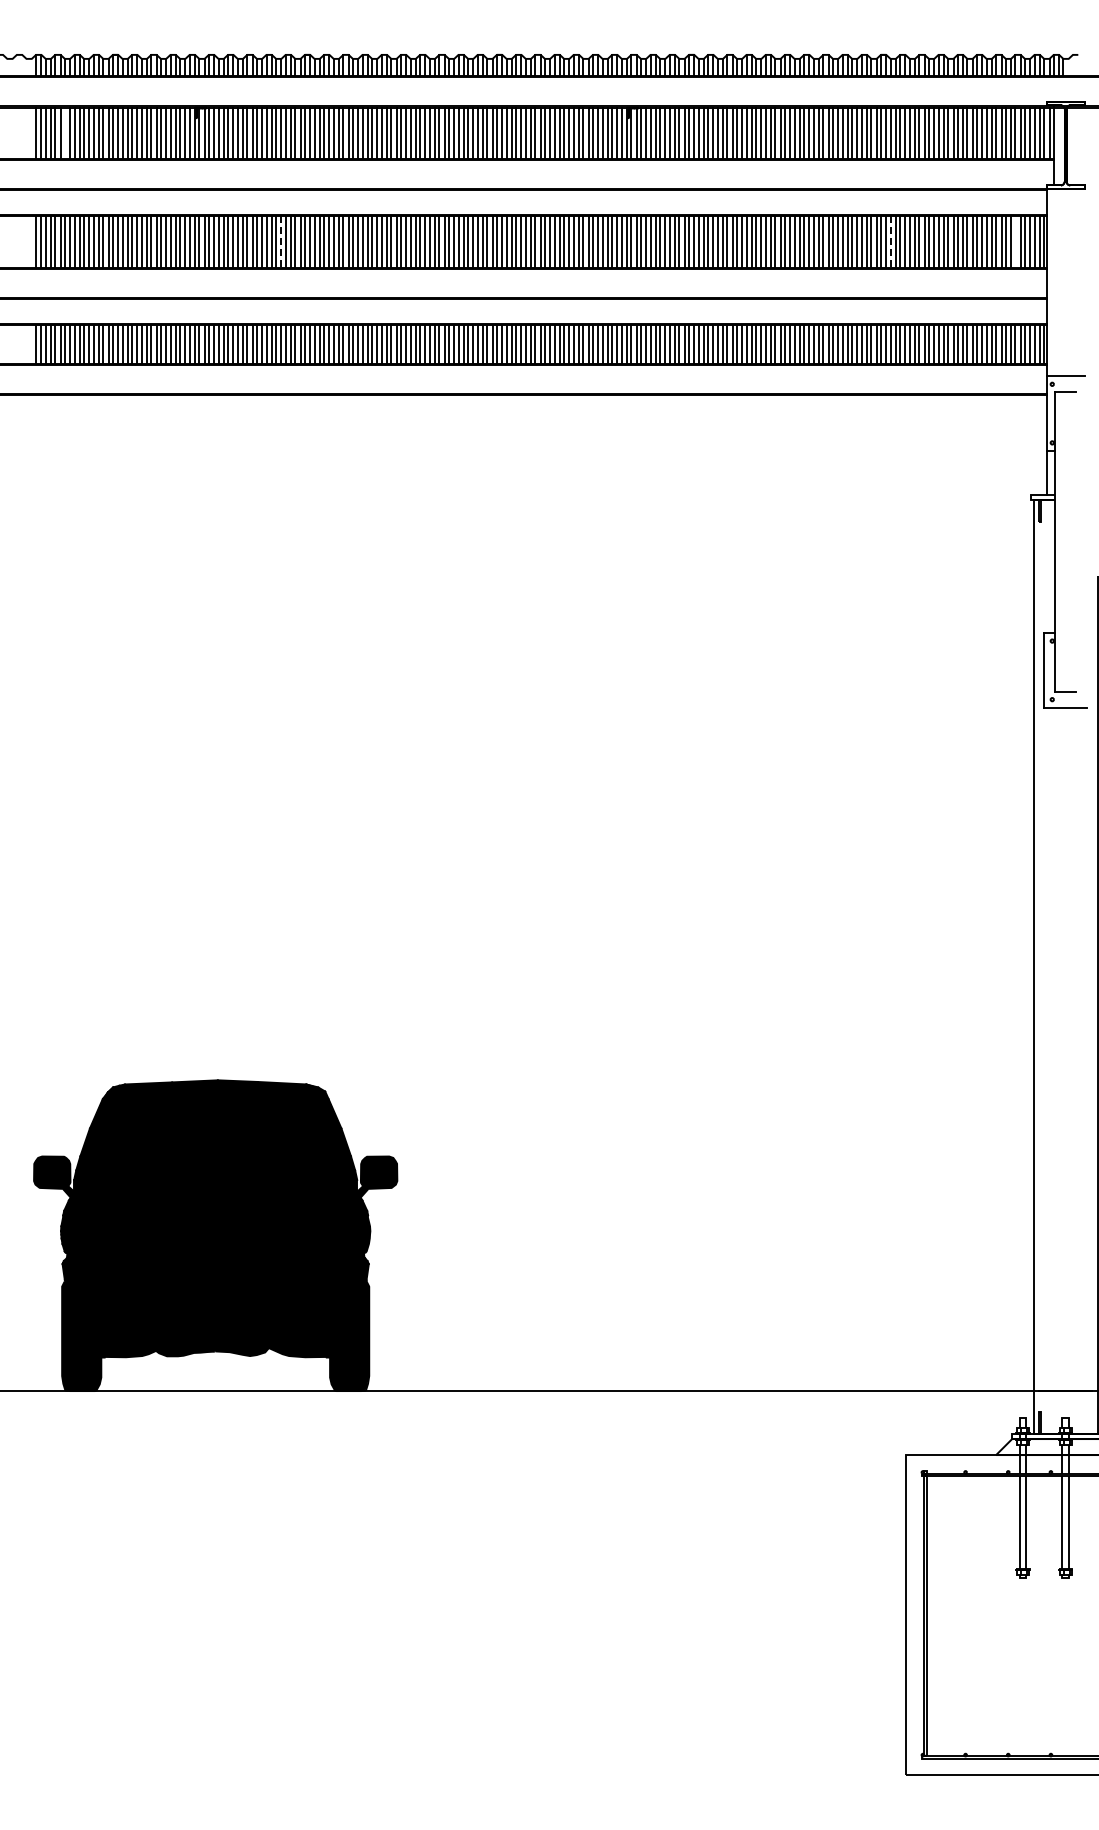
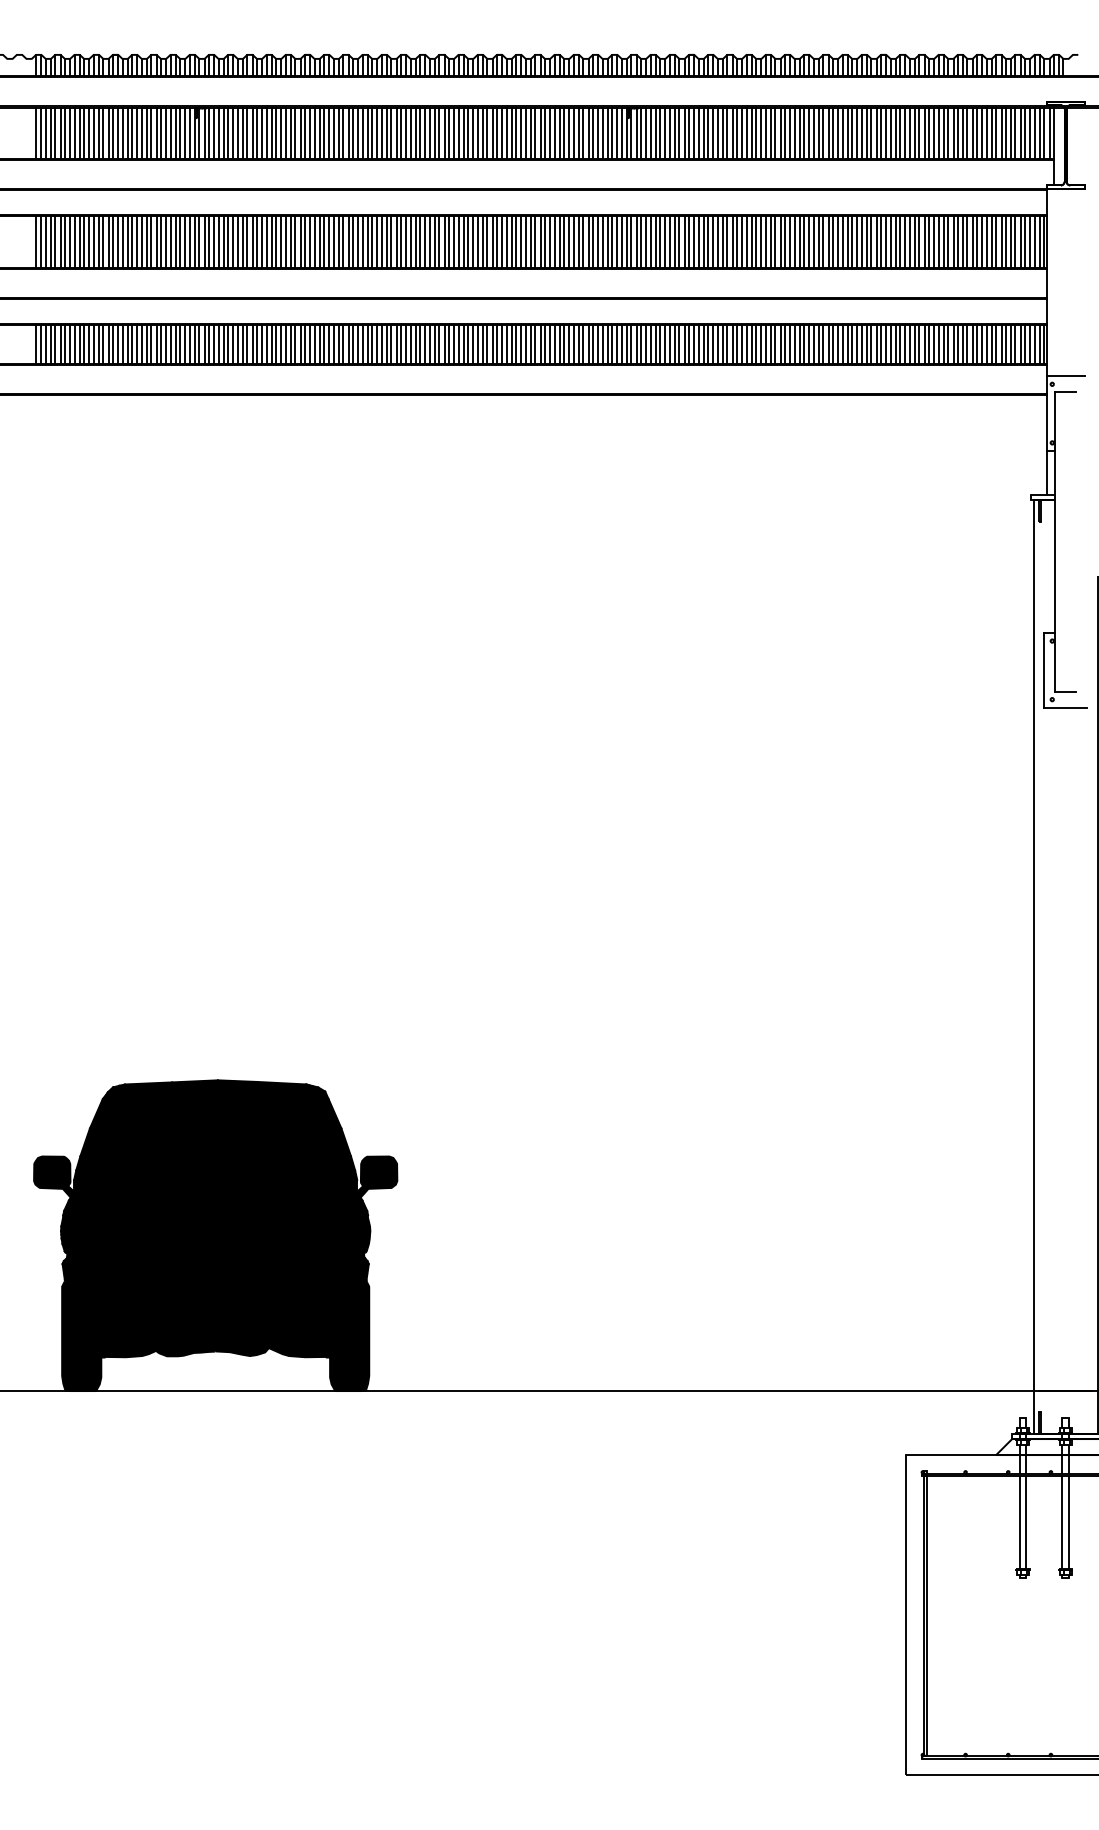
line: none -> present (64, 133)
line: none -> present (1015, 241)
line: dashed -> solid (281, 242)
line: dashed -> solid (890, 242)
